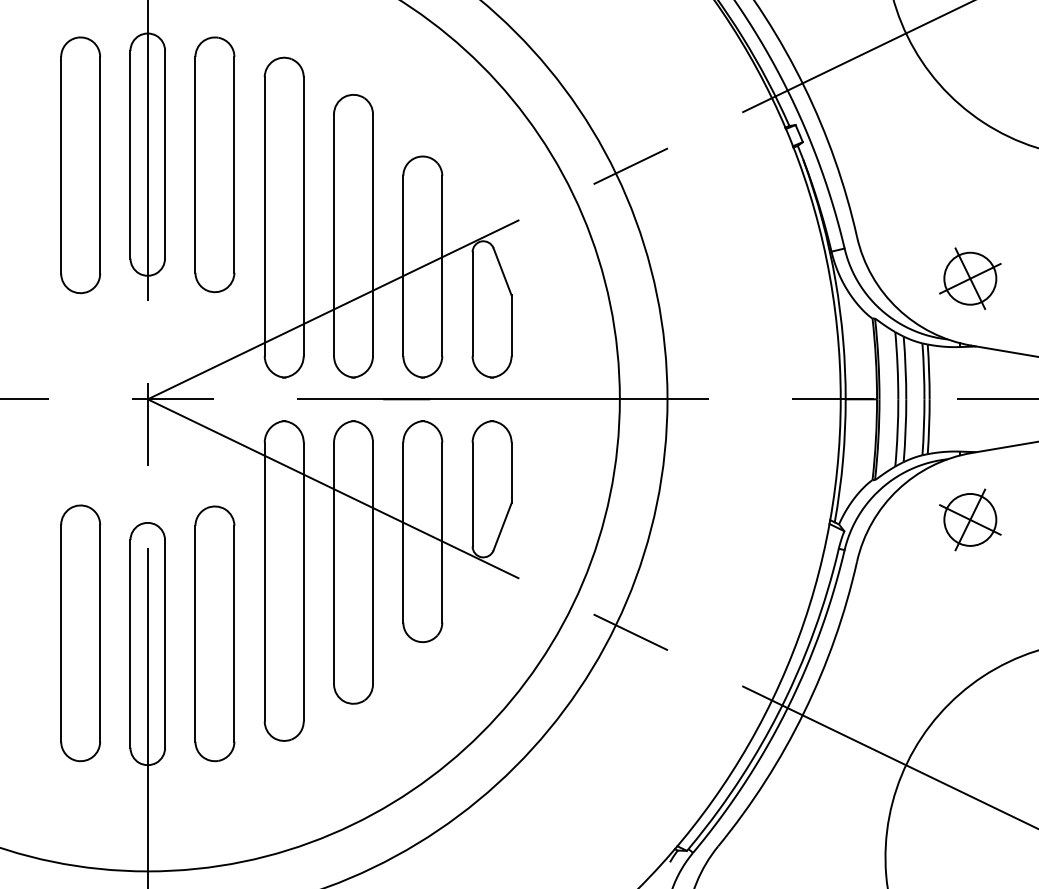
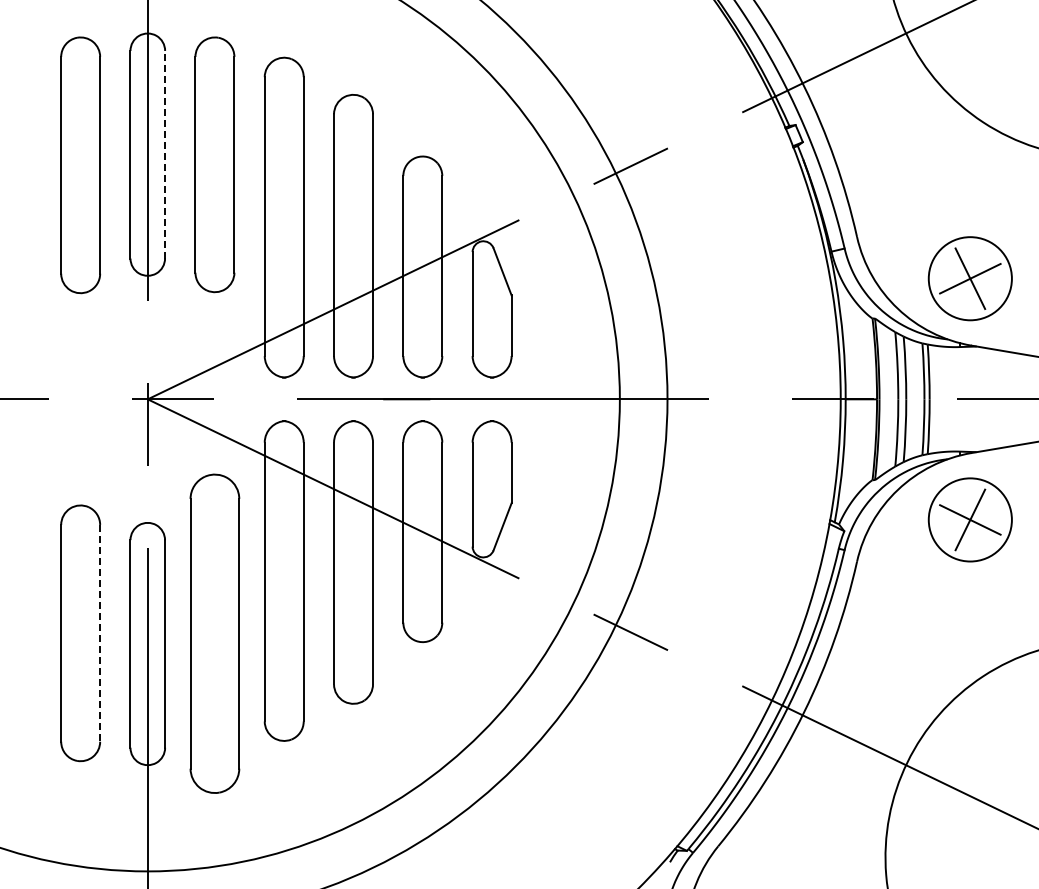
line: solid -> dashed (165, 154)
circle diameter: 52 px -> 83 px (969, 278)
circle diameter: 52 px -> 83 px (969, 519)
line: solid -> dashed (100, 633)
part size: 42x258 px -> 52x321 px (214, 633)
